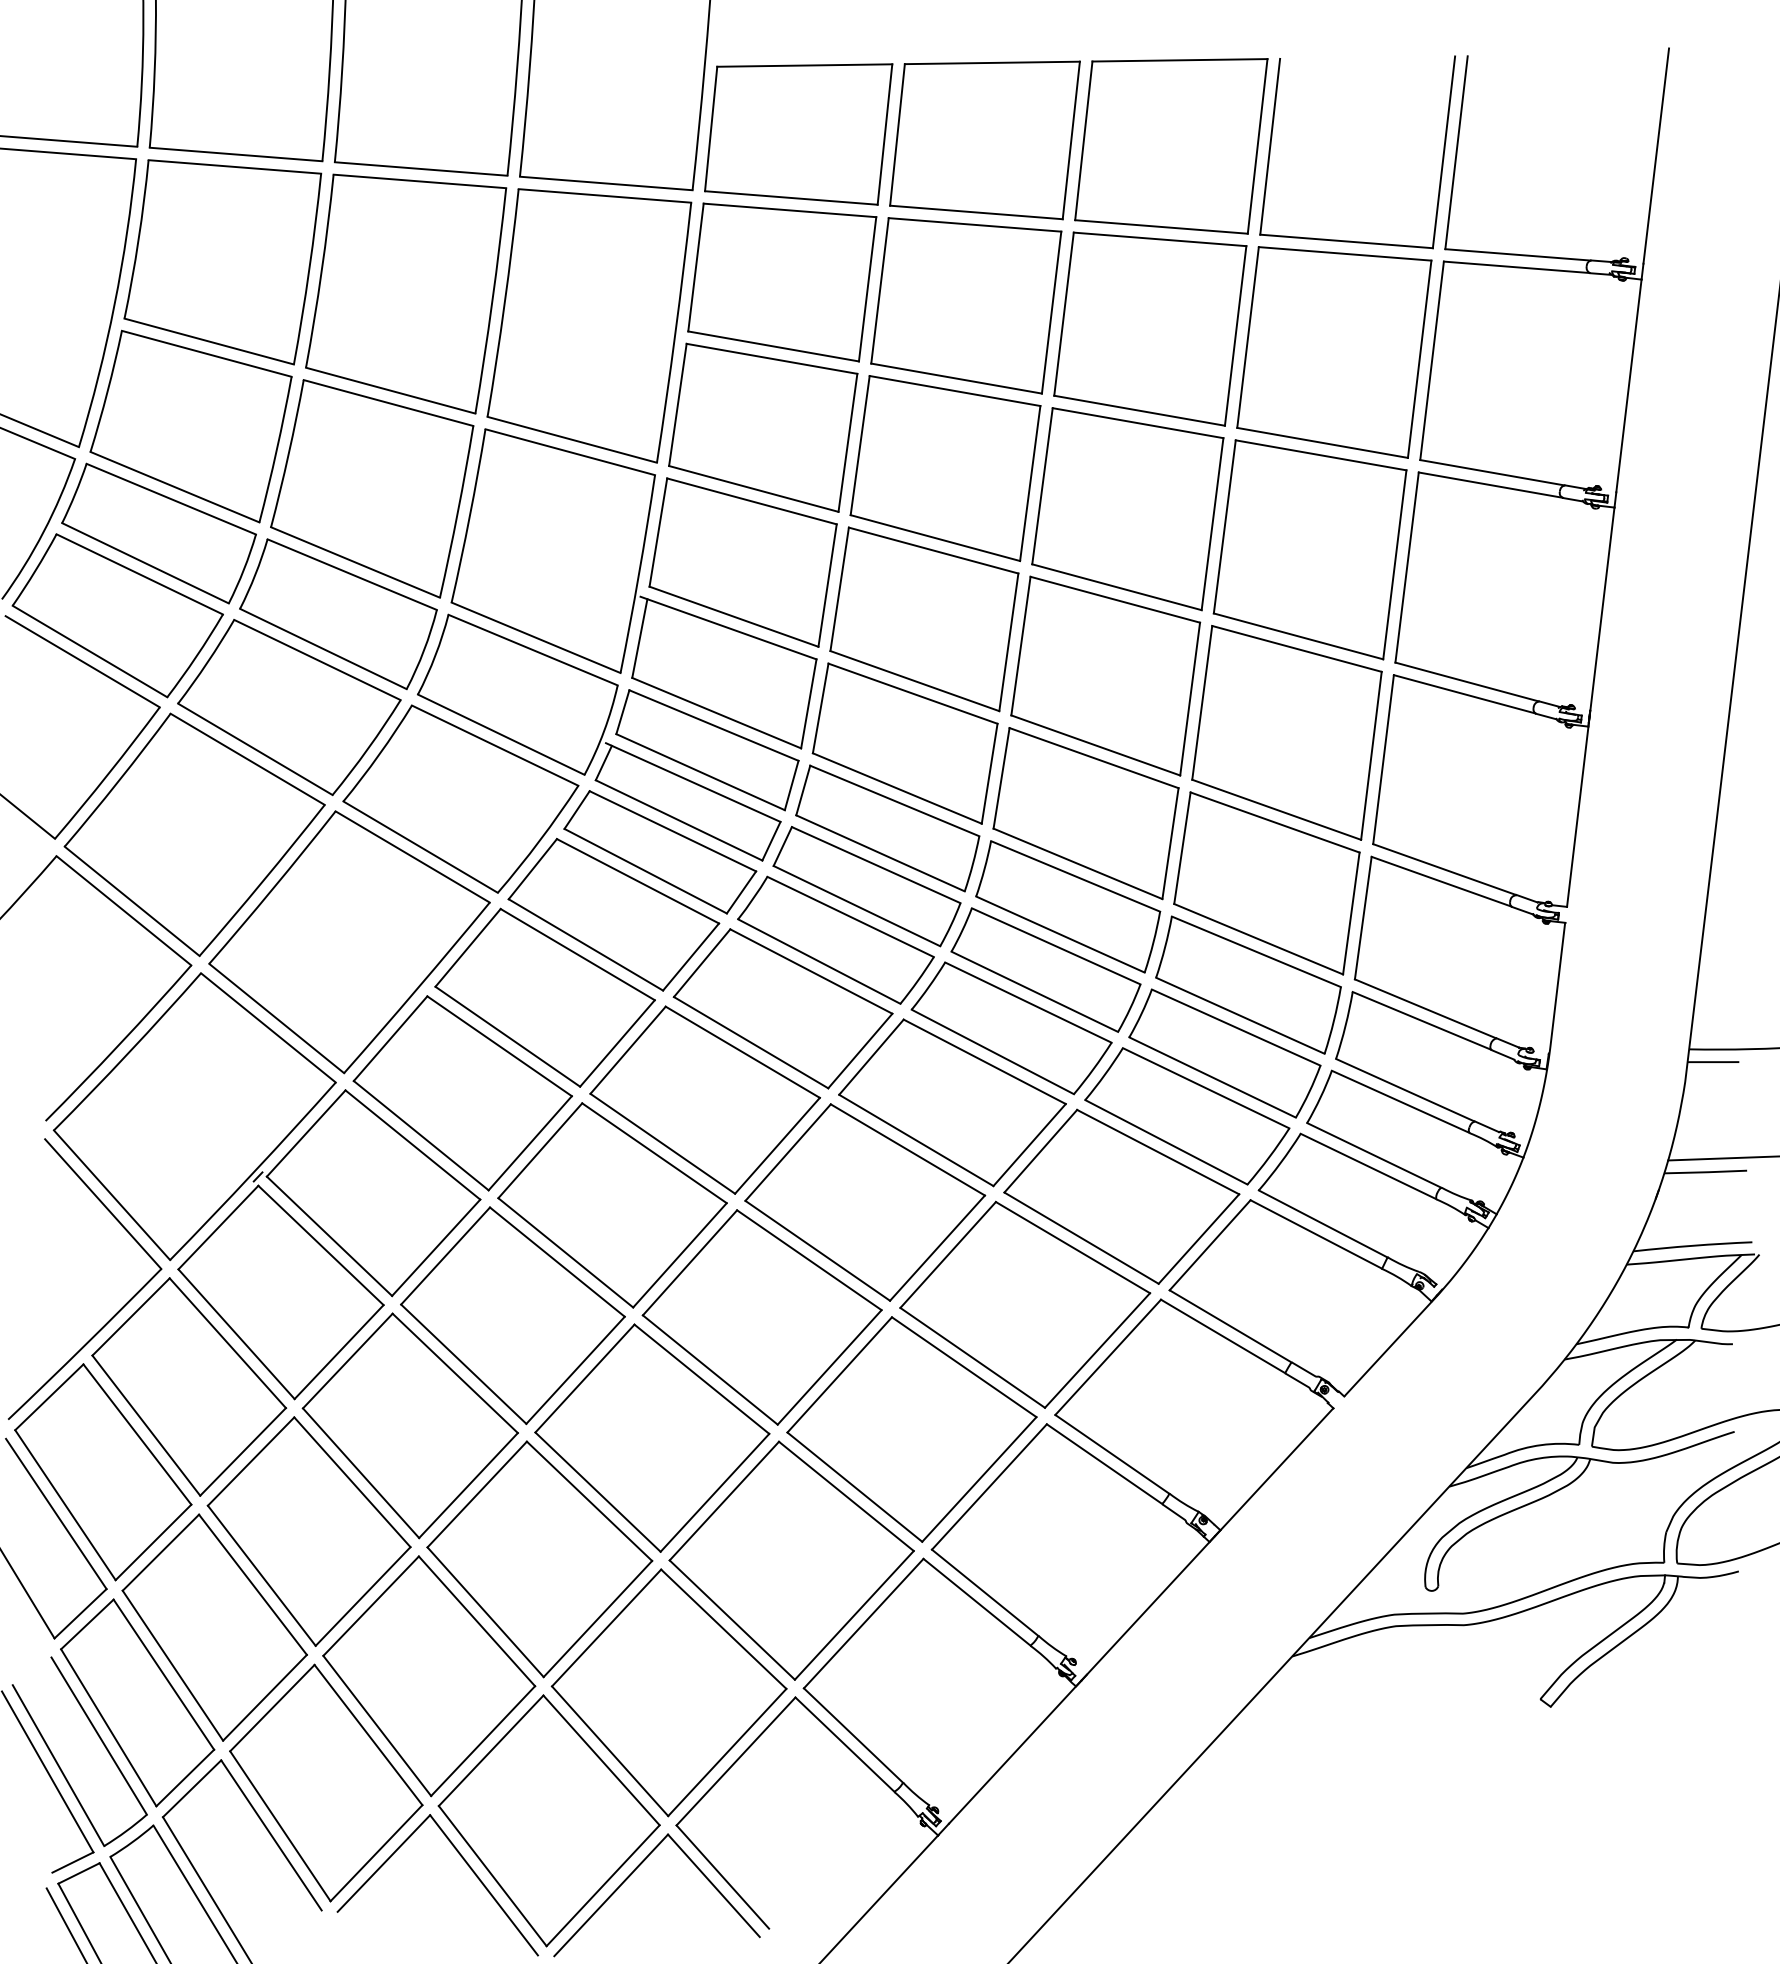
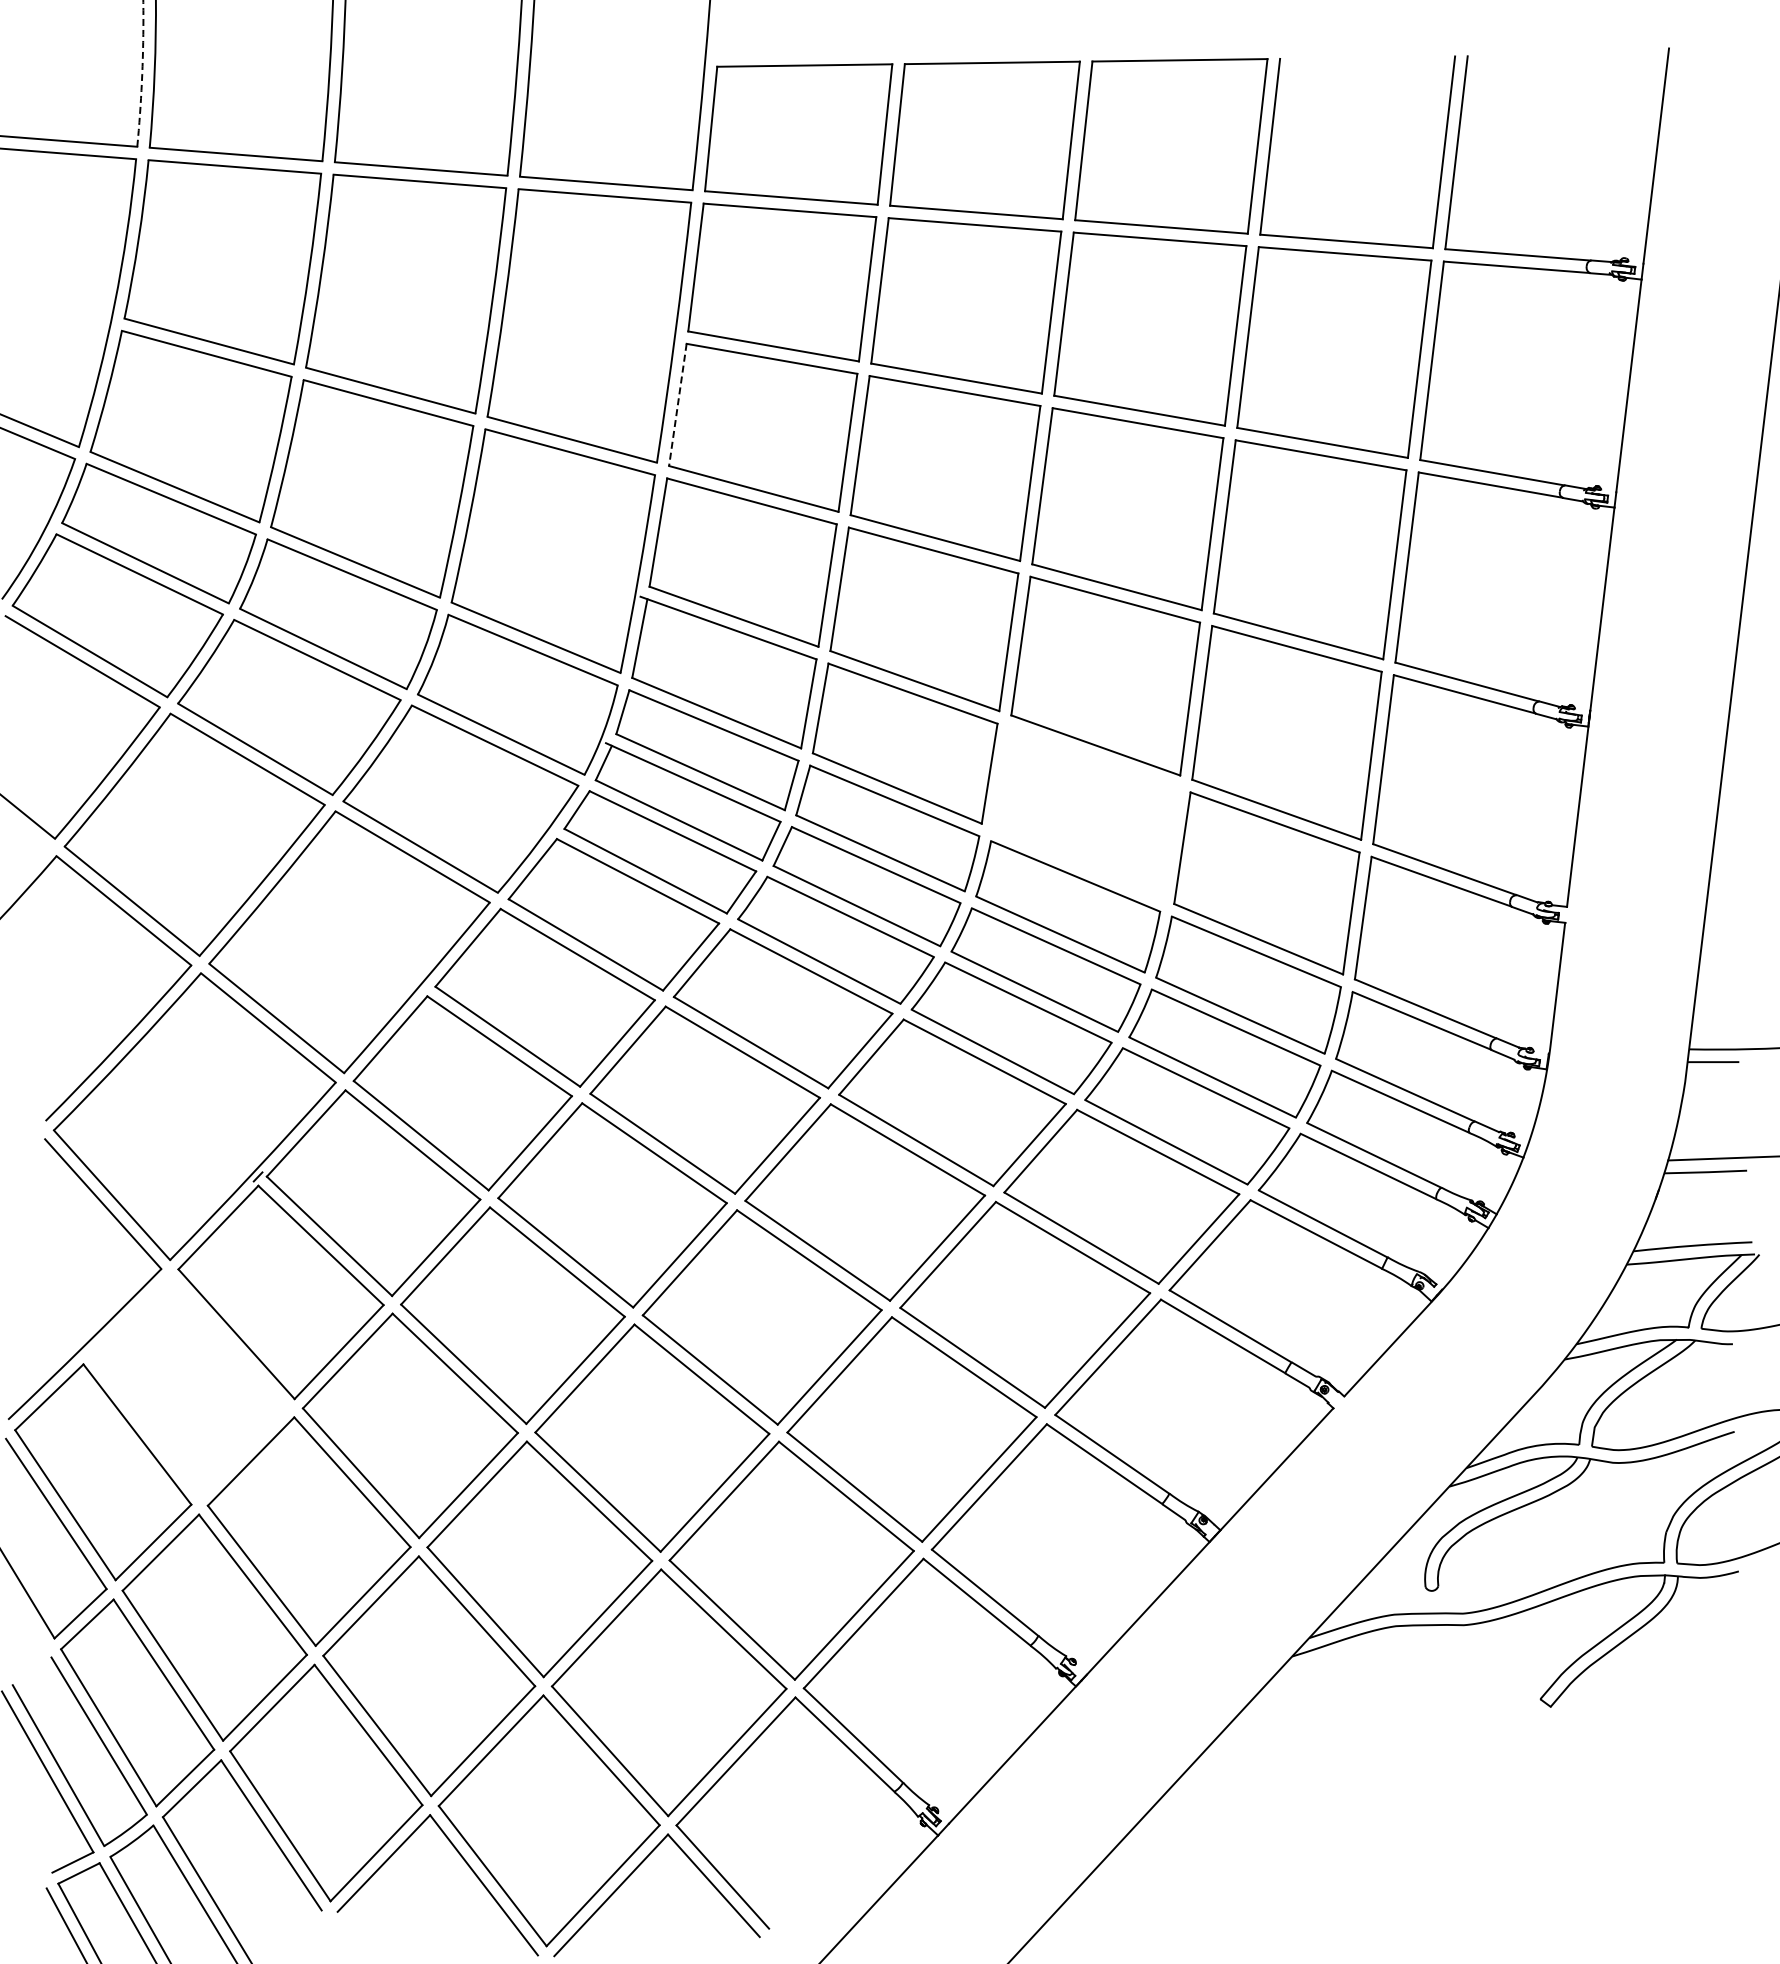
arc: solid -> dashed (142, 73)
line: solid -> dashed (677, 404)
part: present -> none (1085, 813)
part: present -> none (189, 1386)
